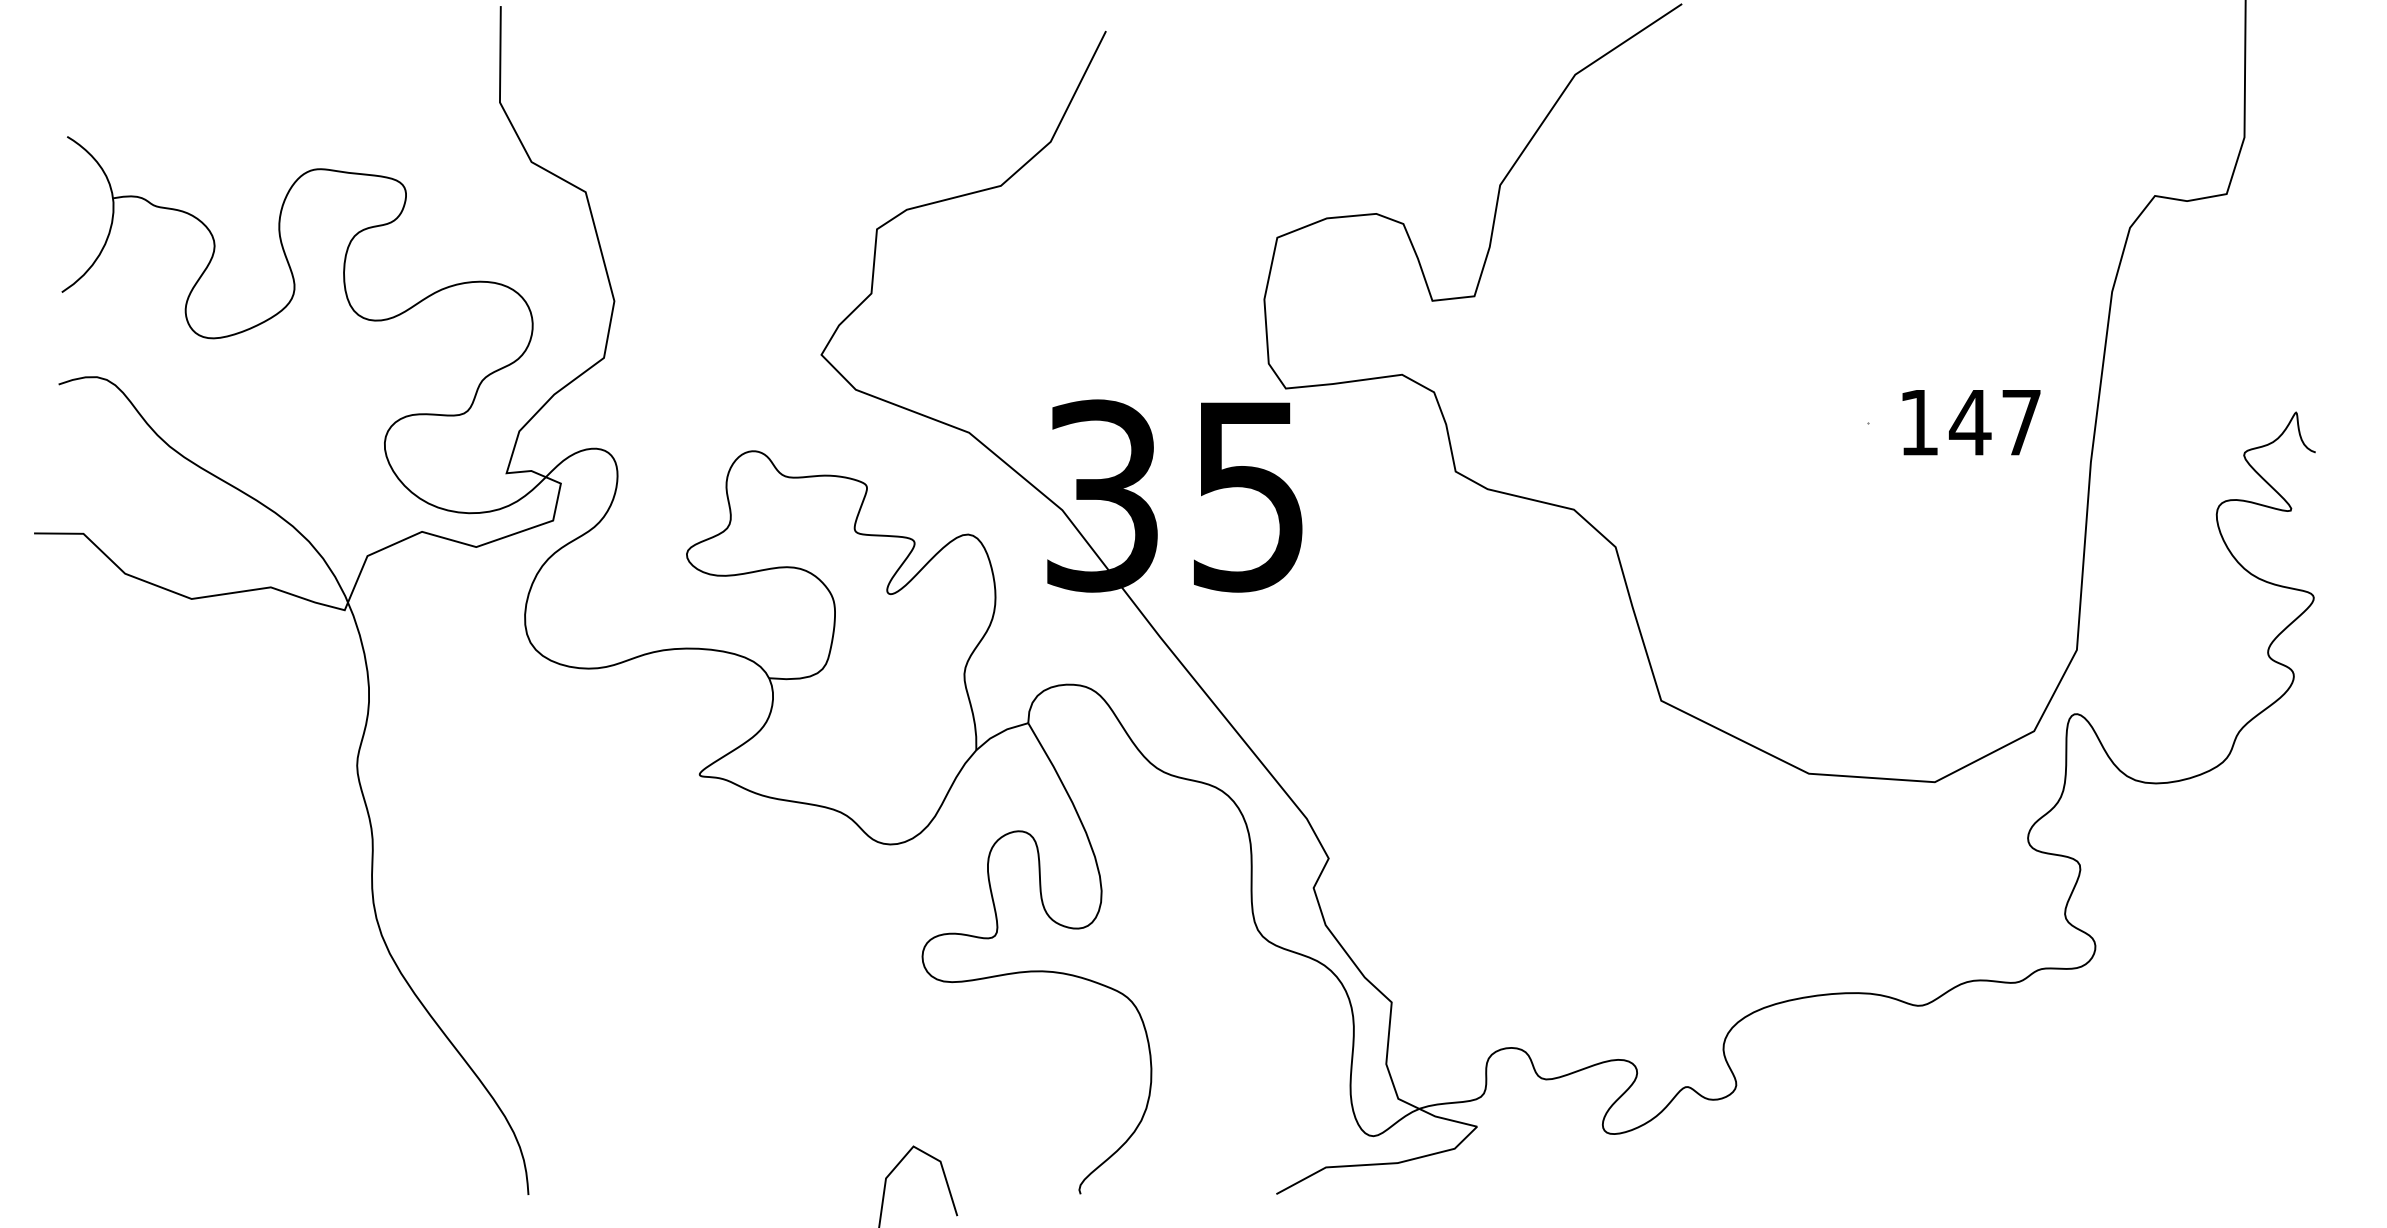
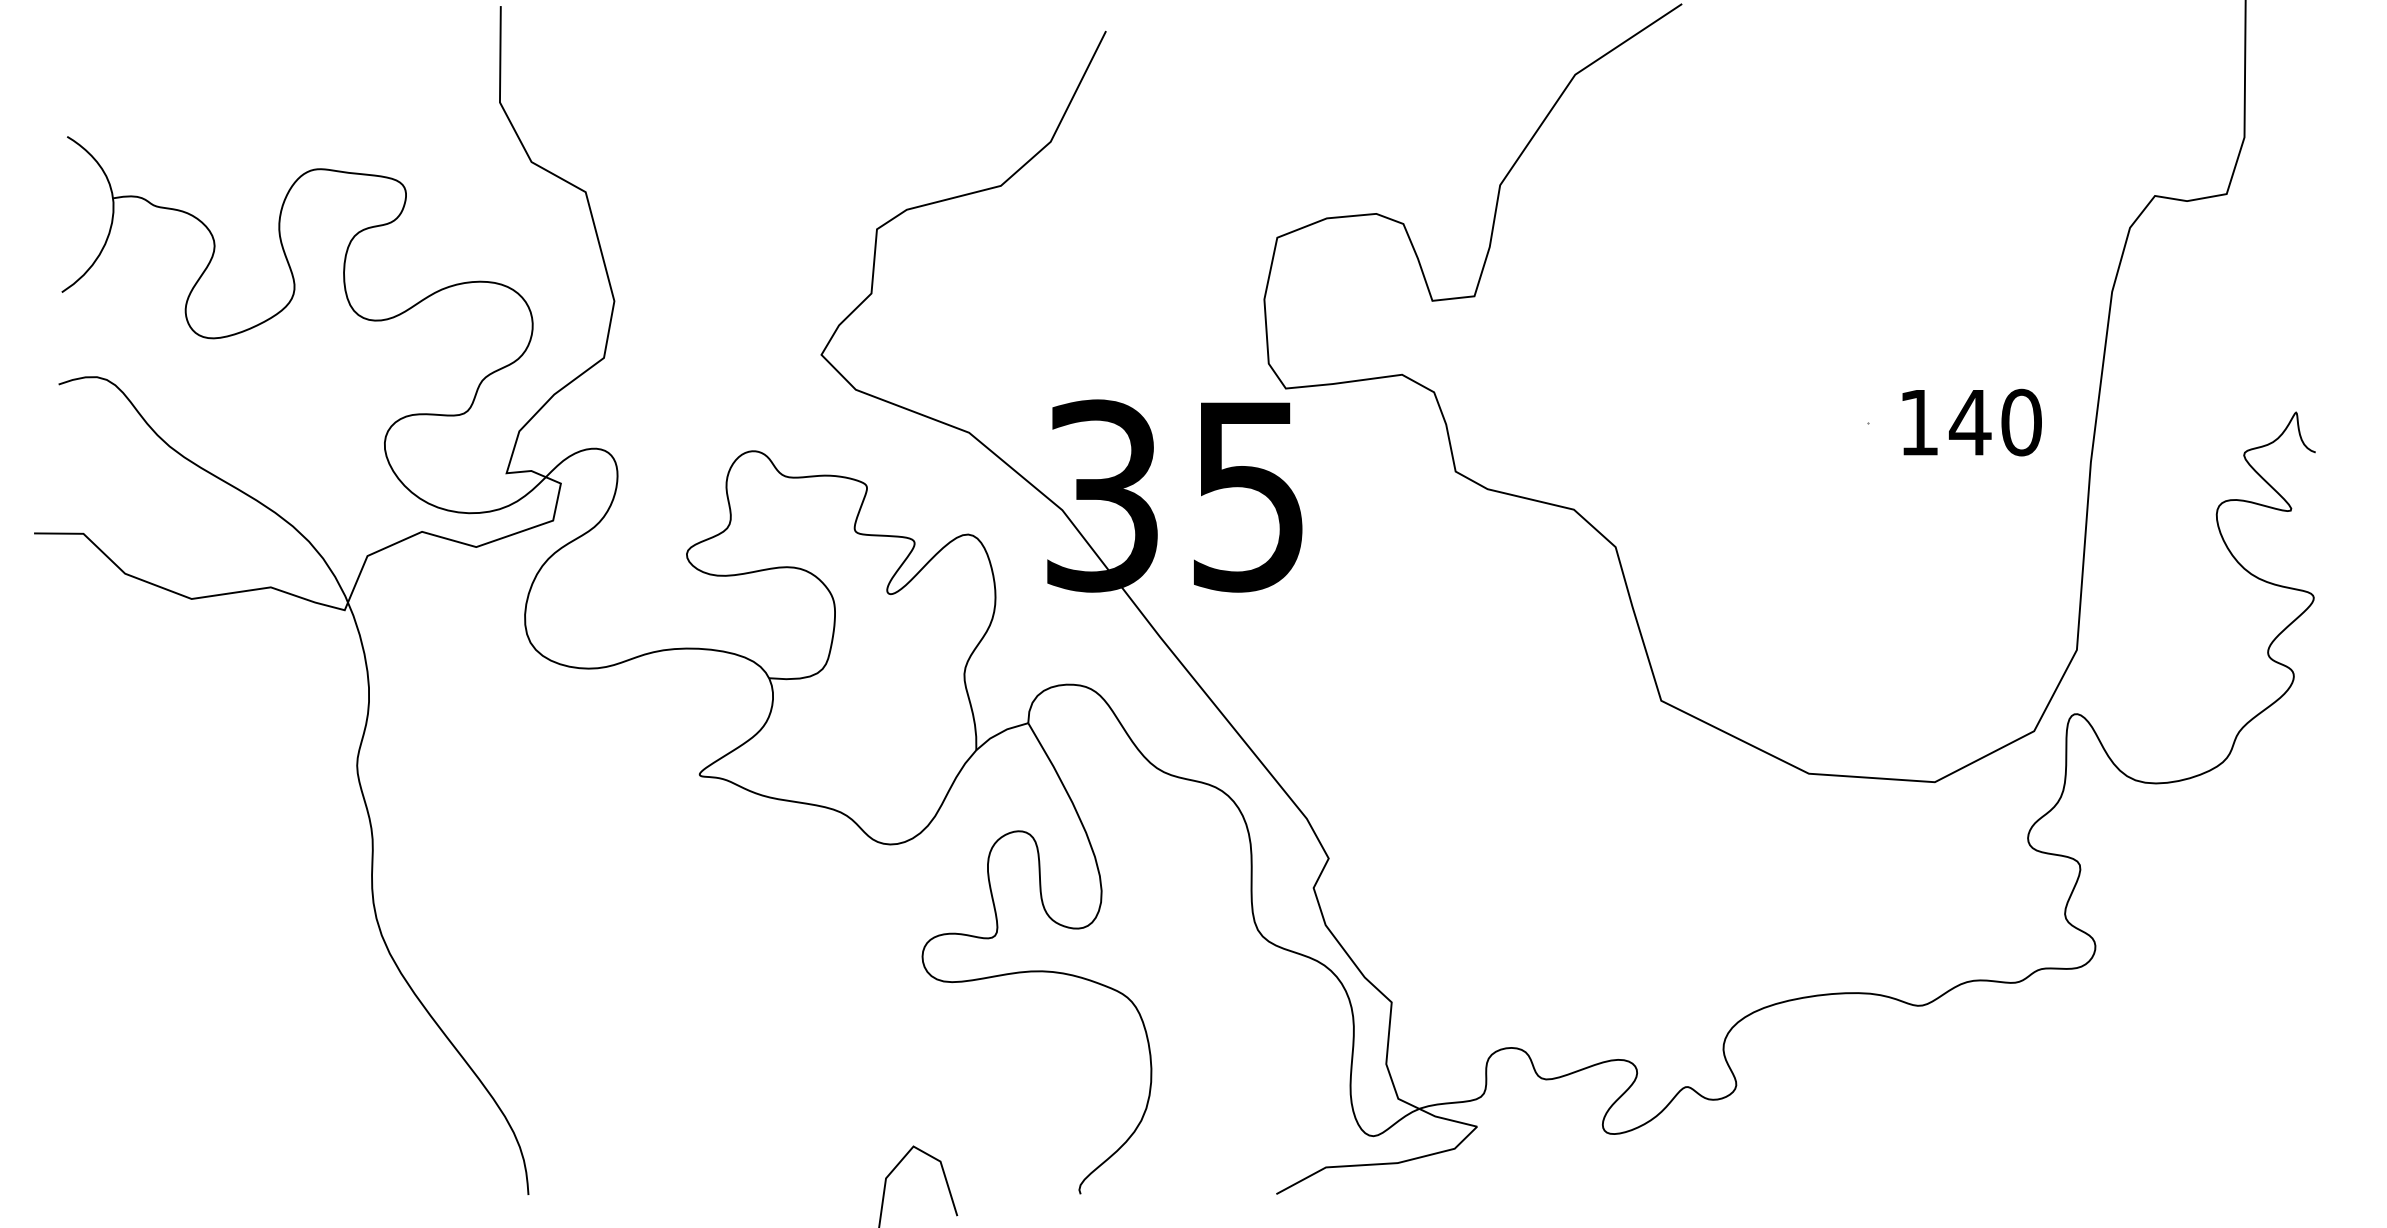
text: 147 -> 140 (2021, 422)
